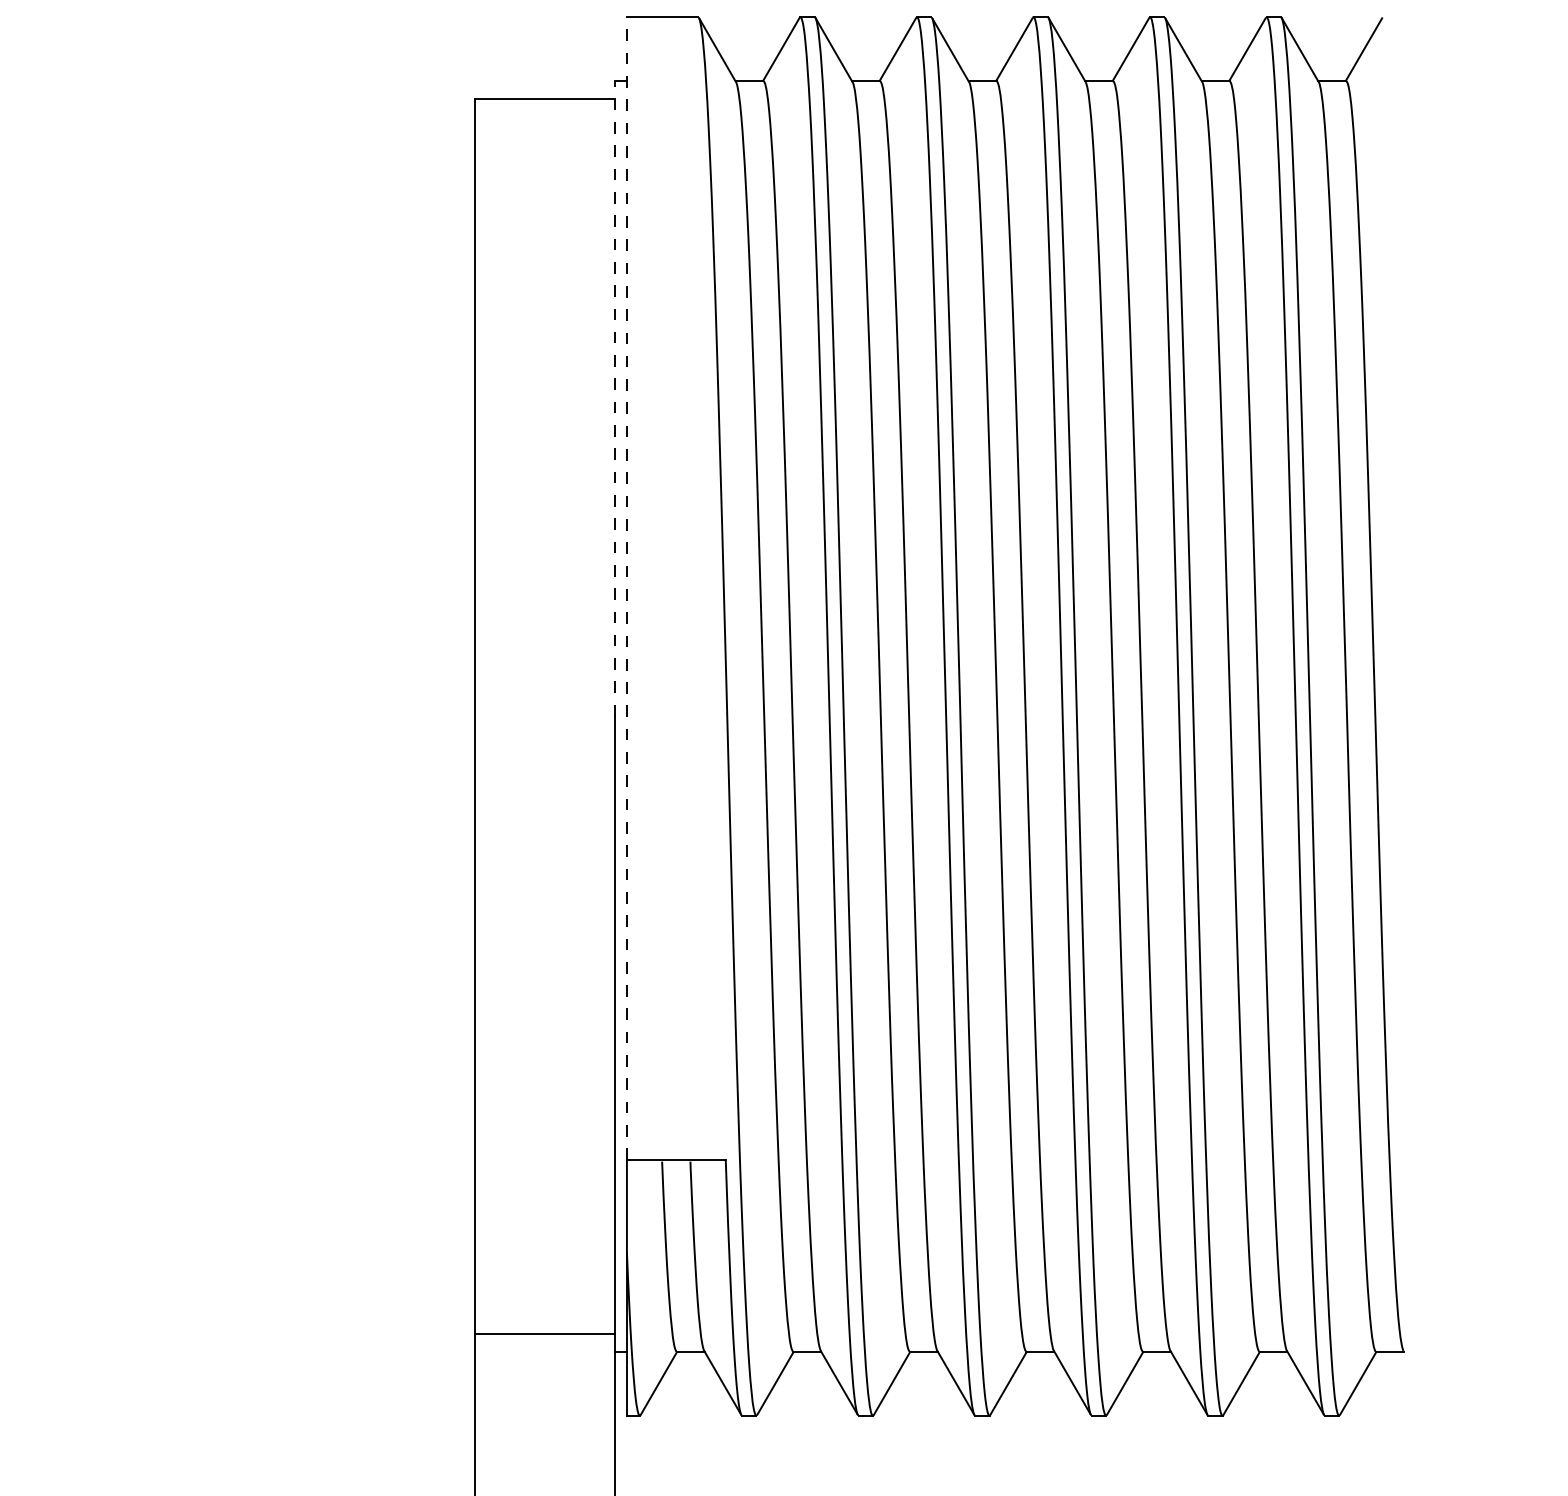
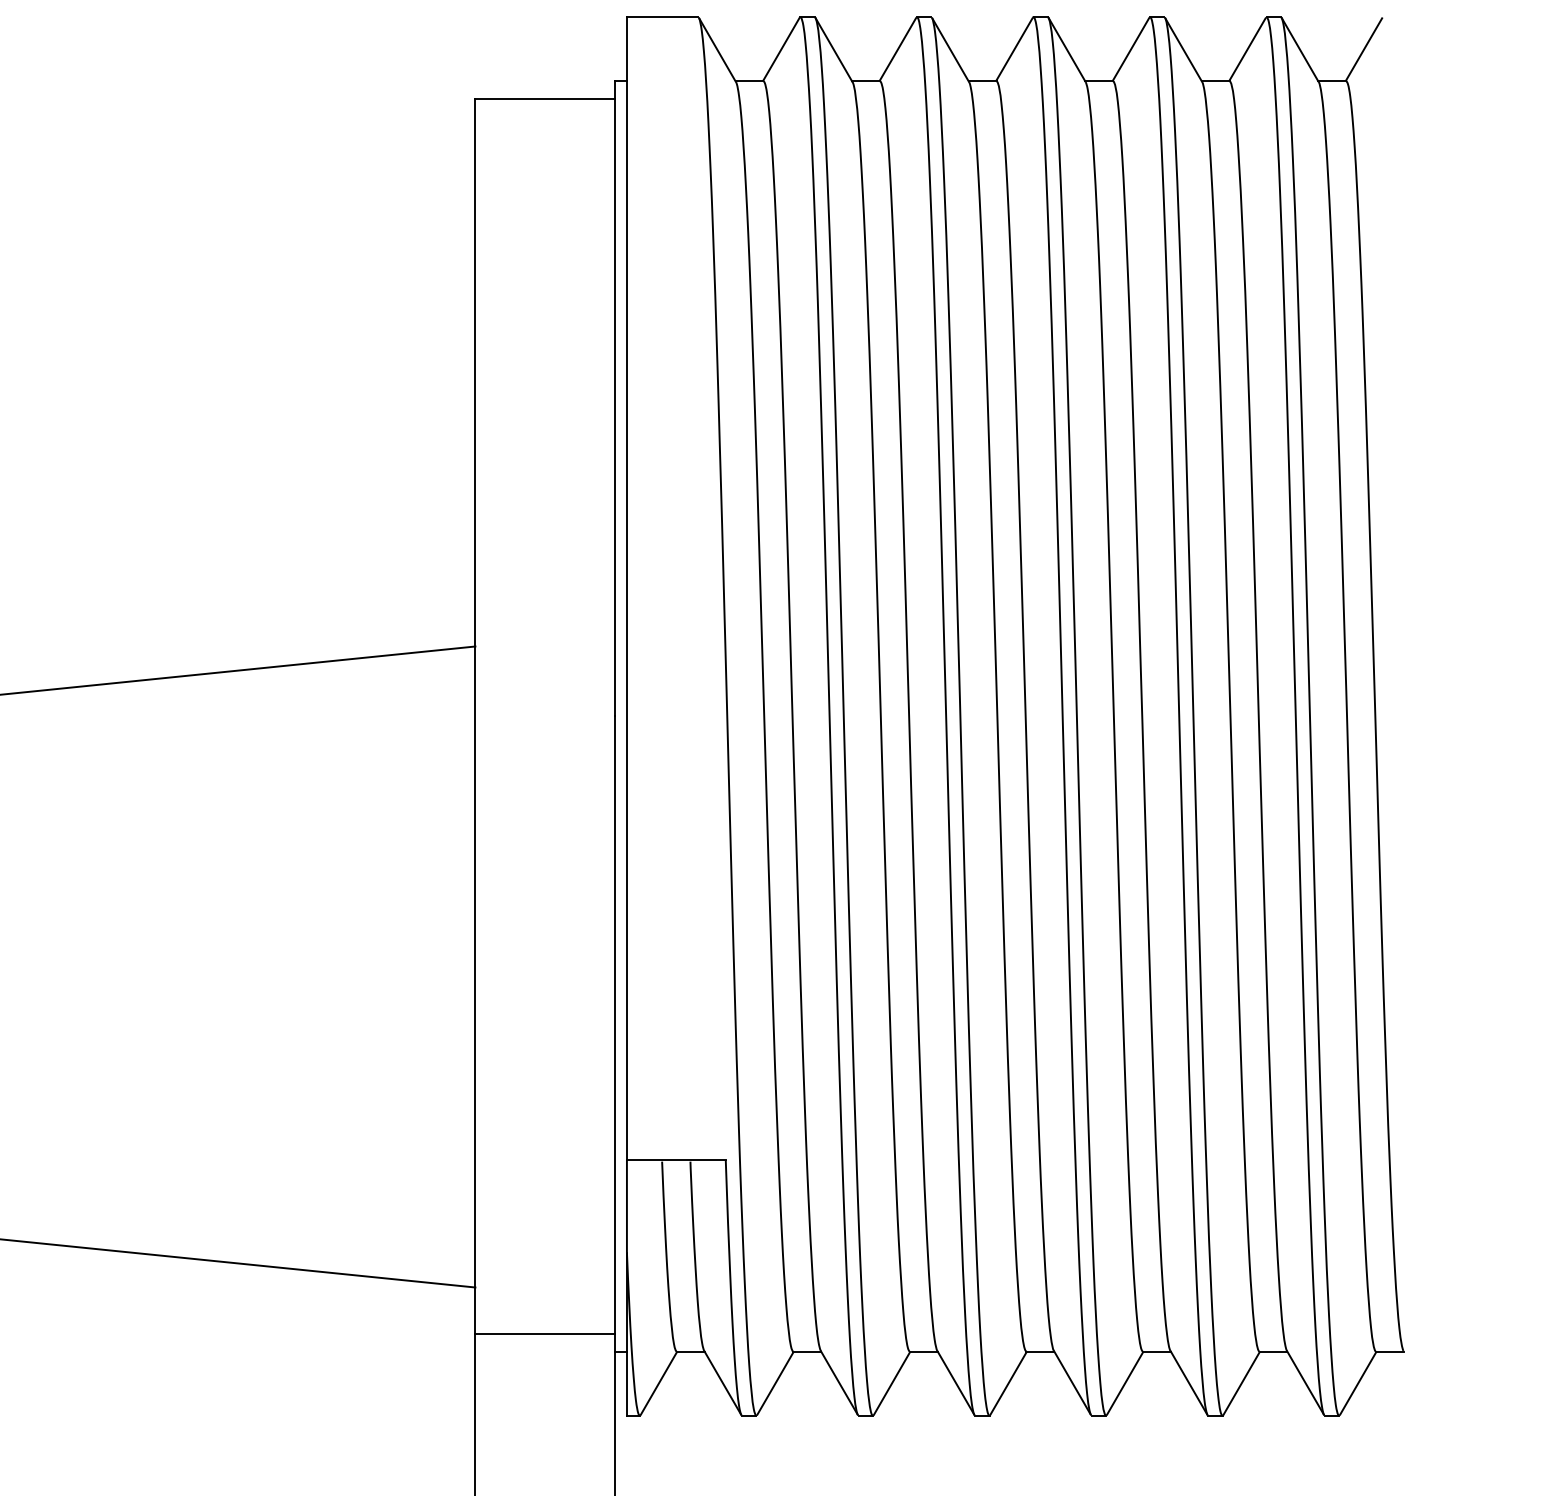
line: dashed -> solid (615, 398)
line: dashed -> solid (626, 588)
line: none -> present (238, 670)
line: none -> present (238, 1263)
